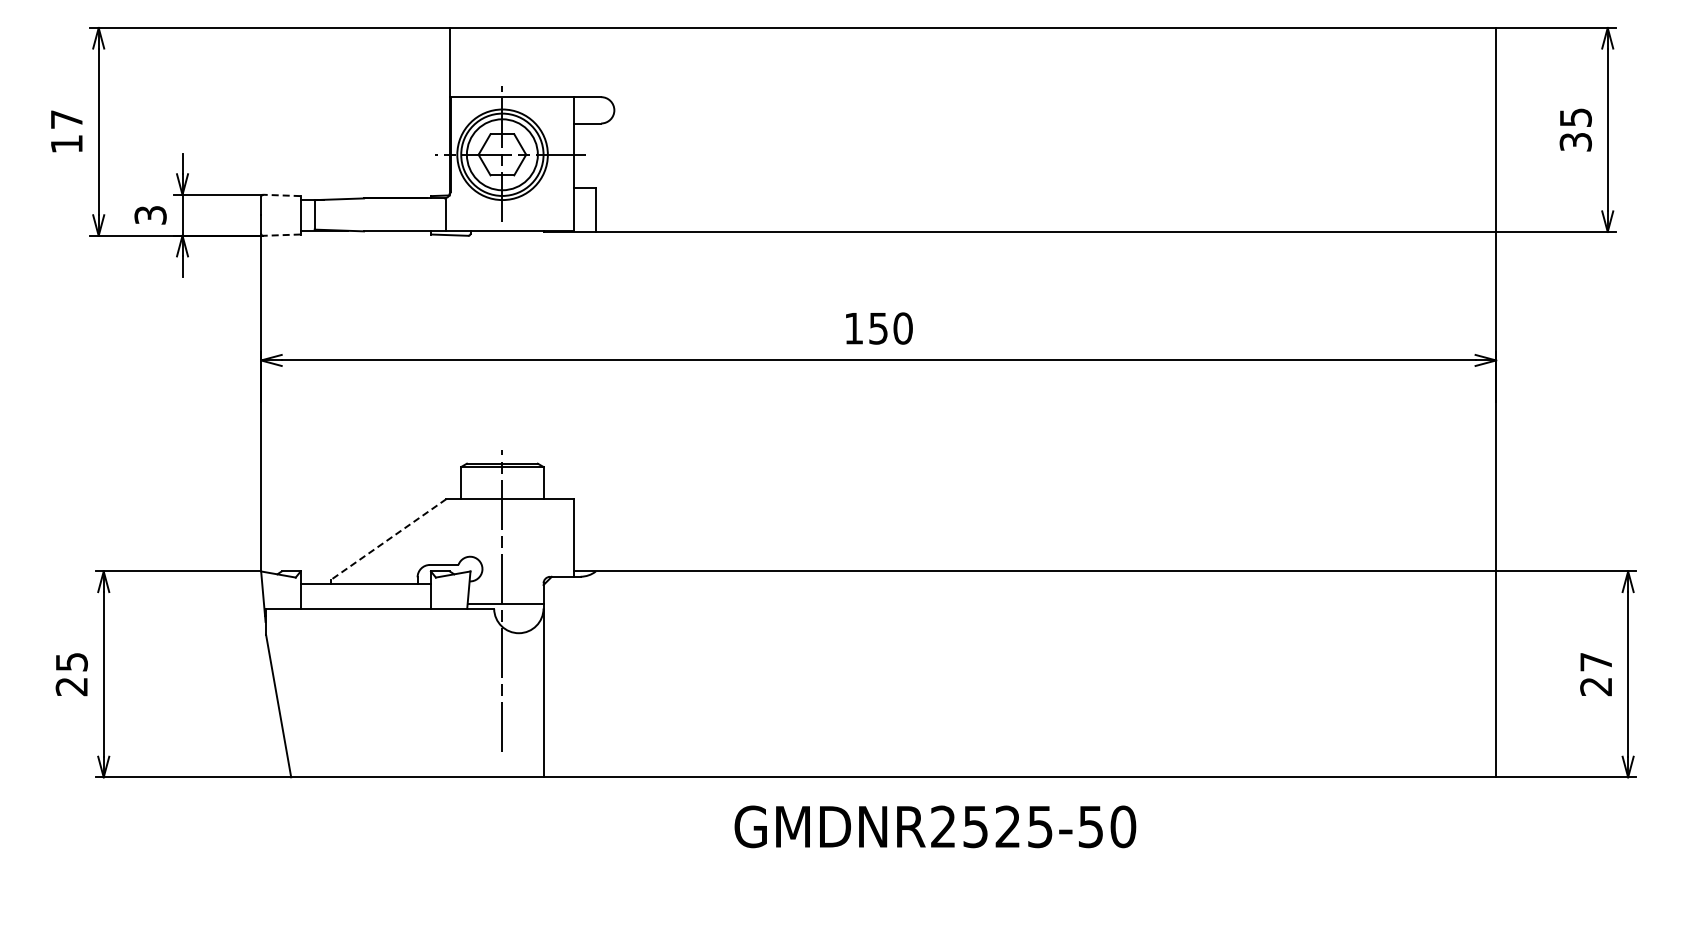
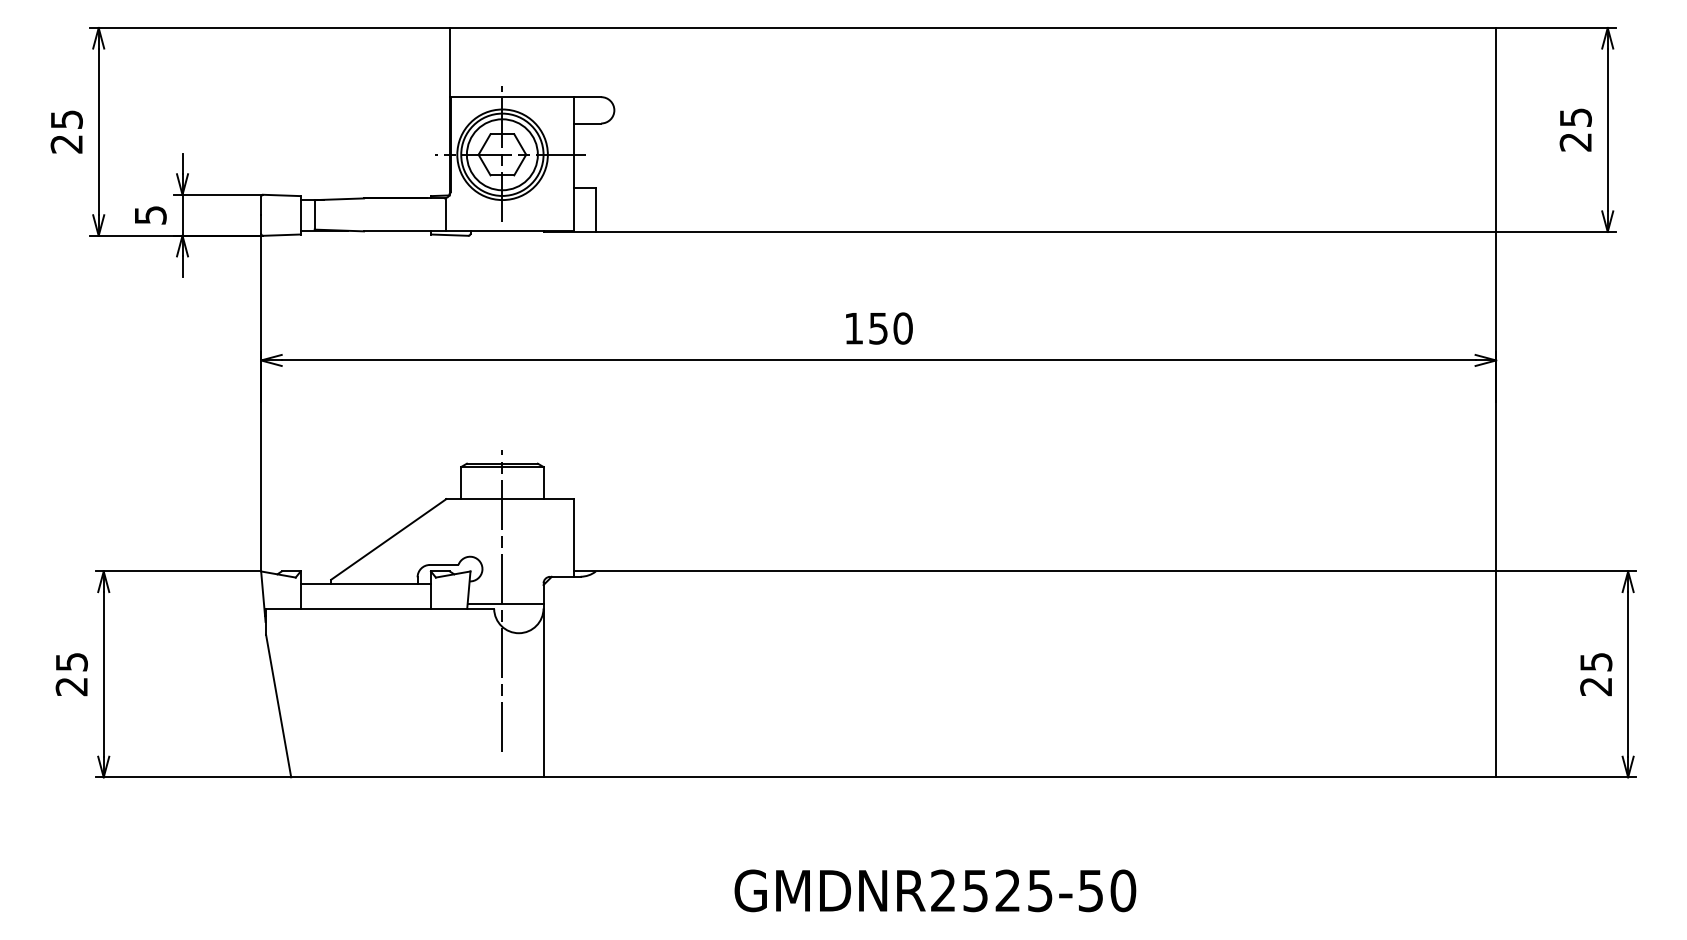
text: 17 -> 25 (66, 131)
text: 35 -> 25 (1575, 142)
line: dashed -> solid (281, 195)
text: 3 -> 5 (150, 215)
line: dashed -> solid (281, 235)
line: dashed -> solid (388, 539)
text: 27 -> 25 (1596, 662)
text position: (935, 826) -> (935, 890) (935, 890)
